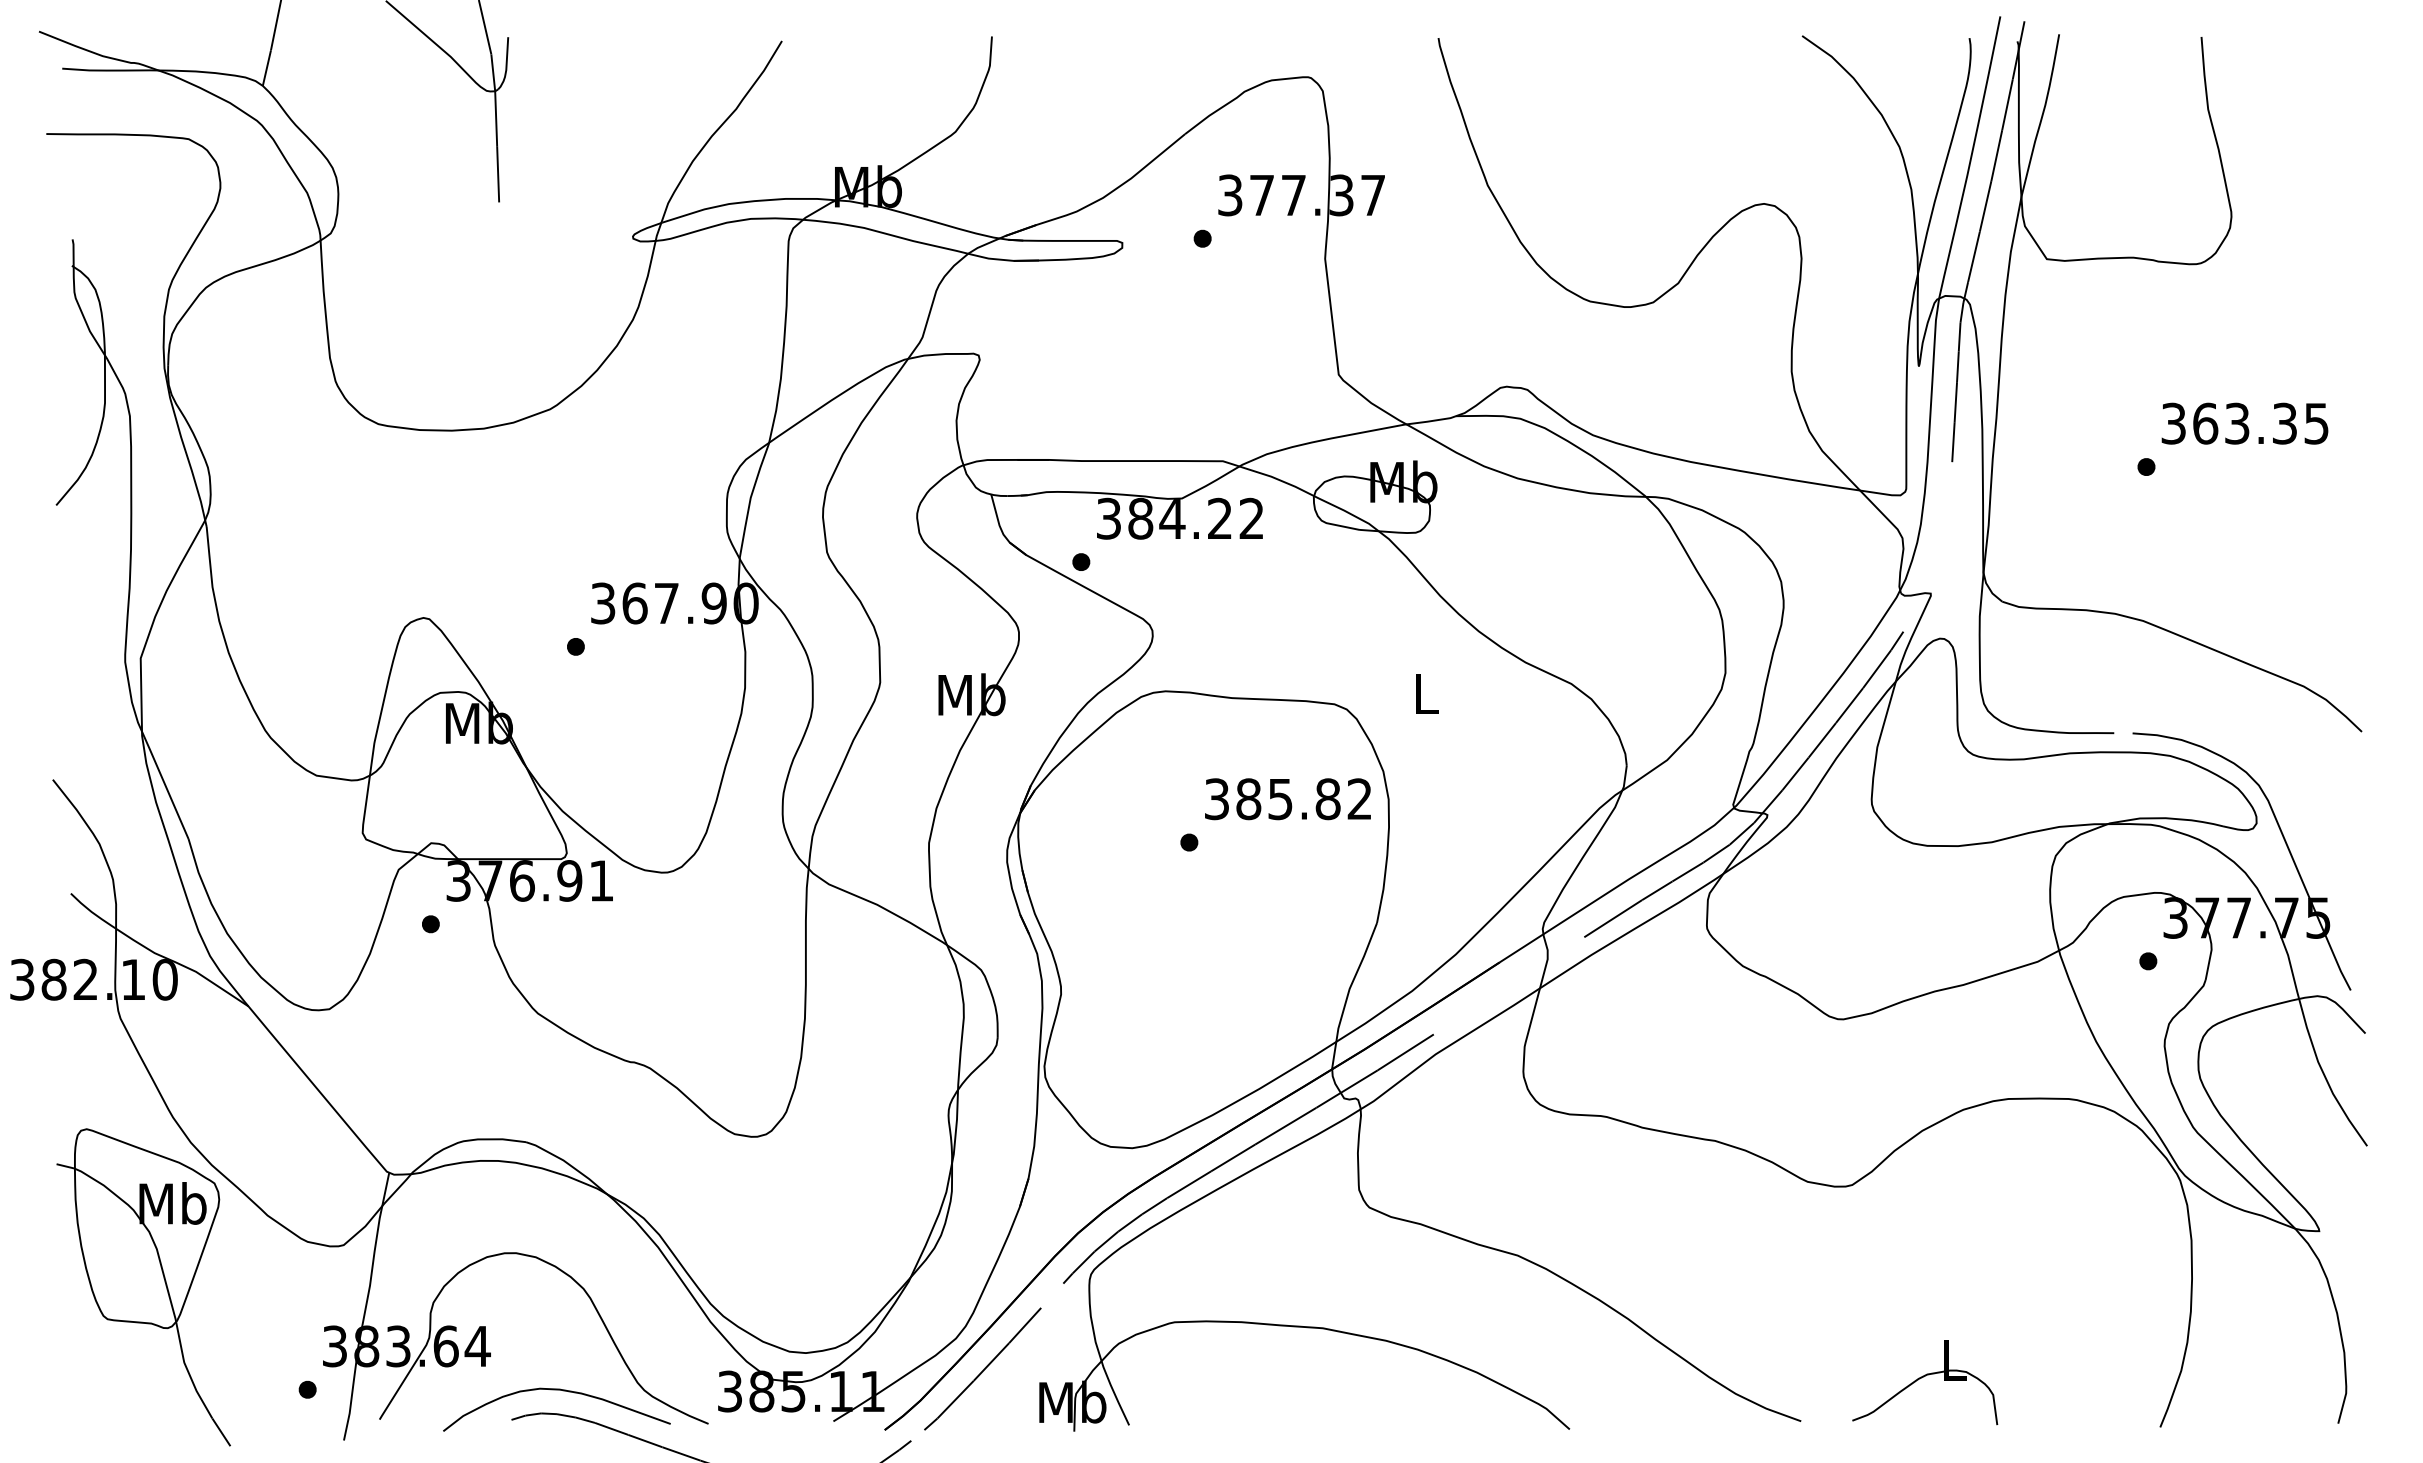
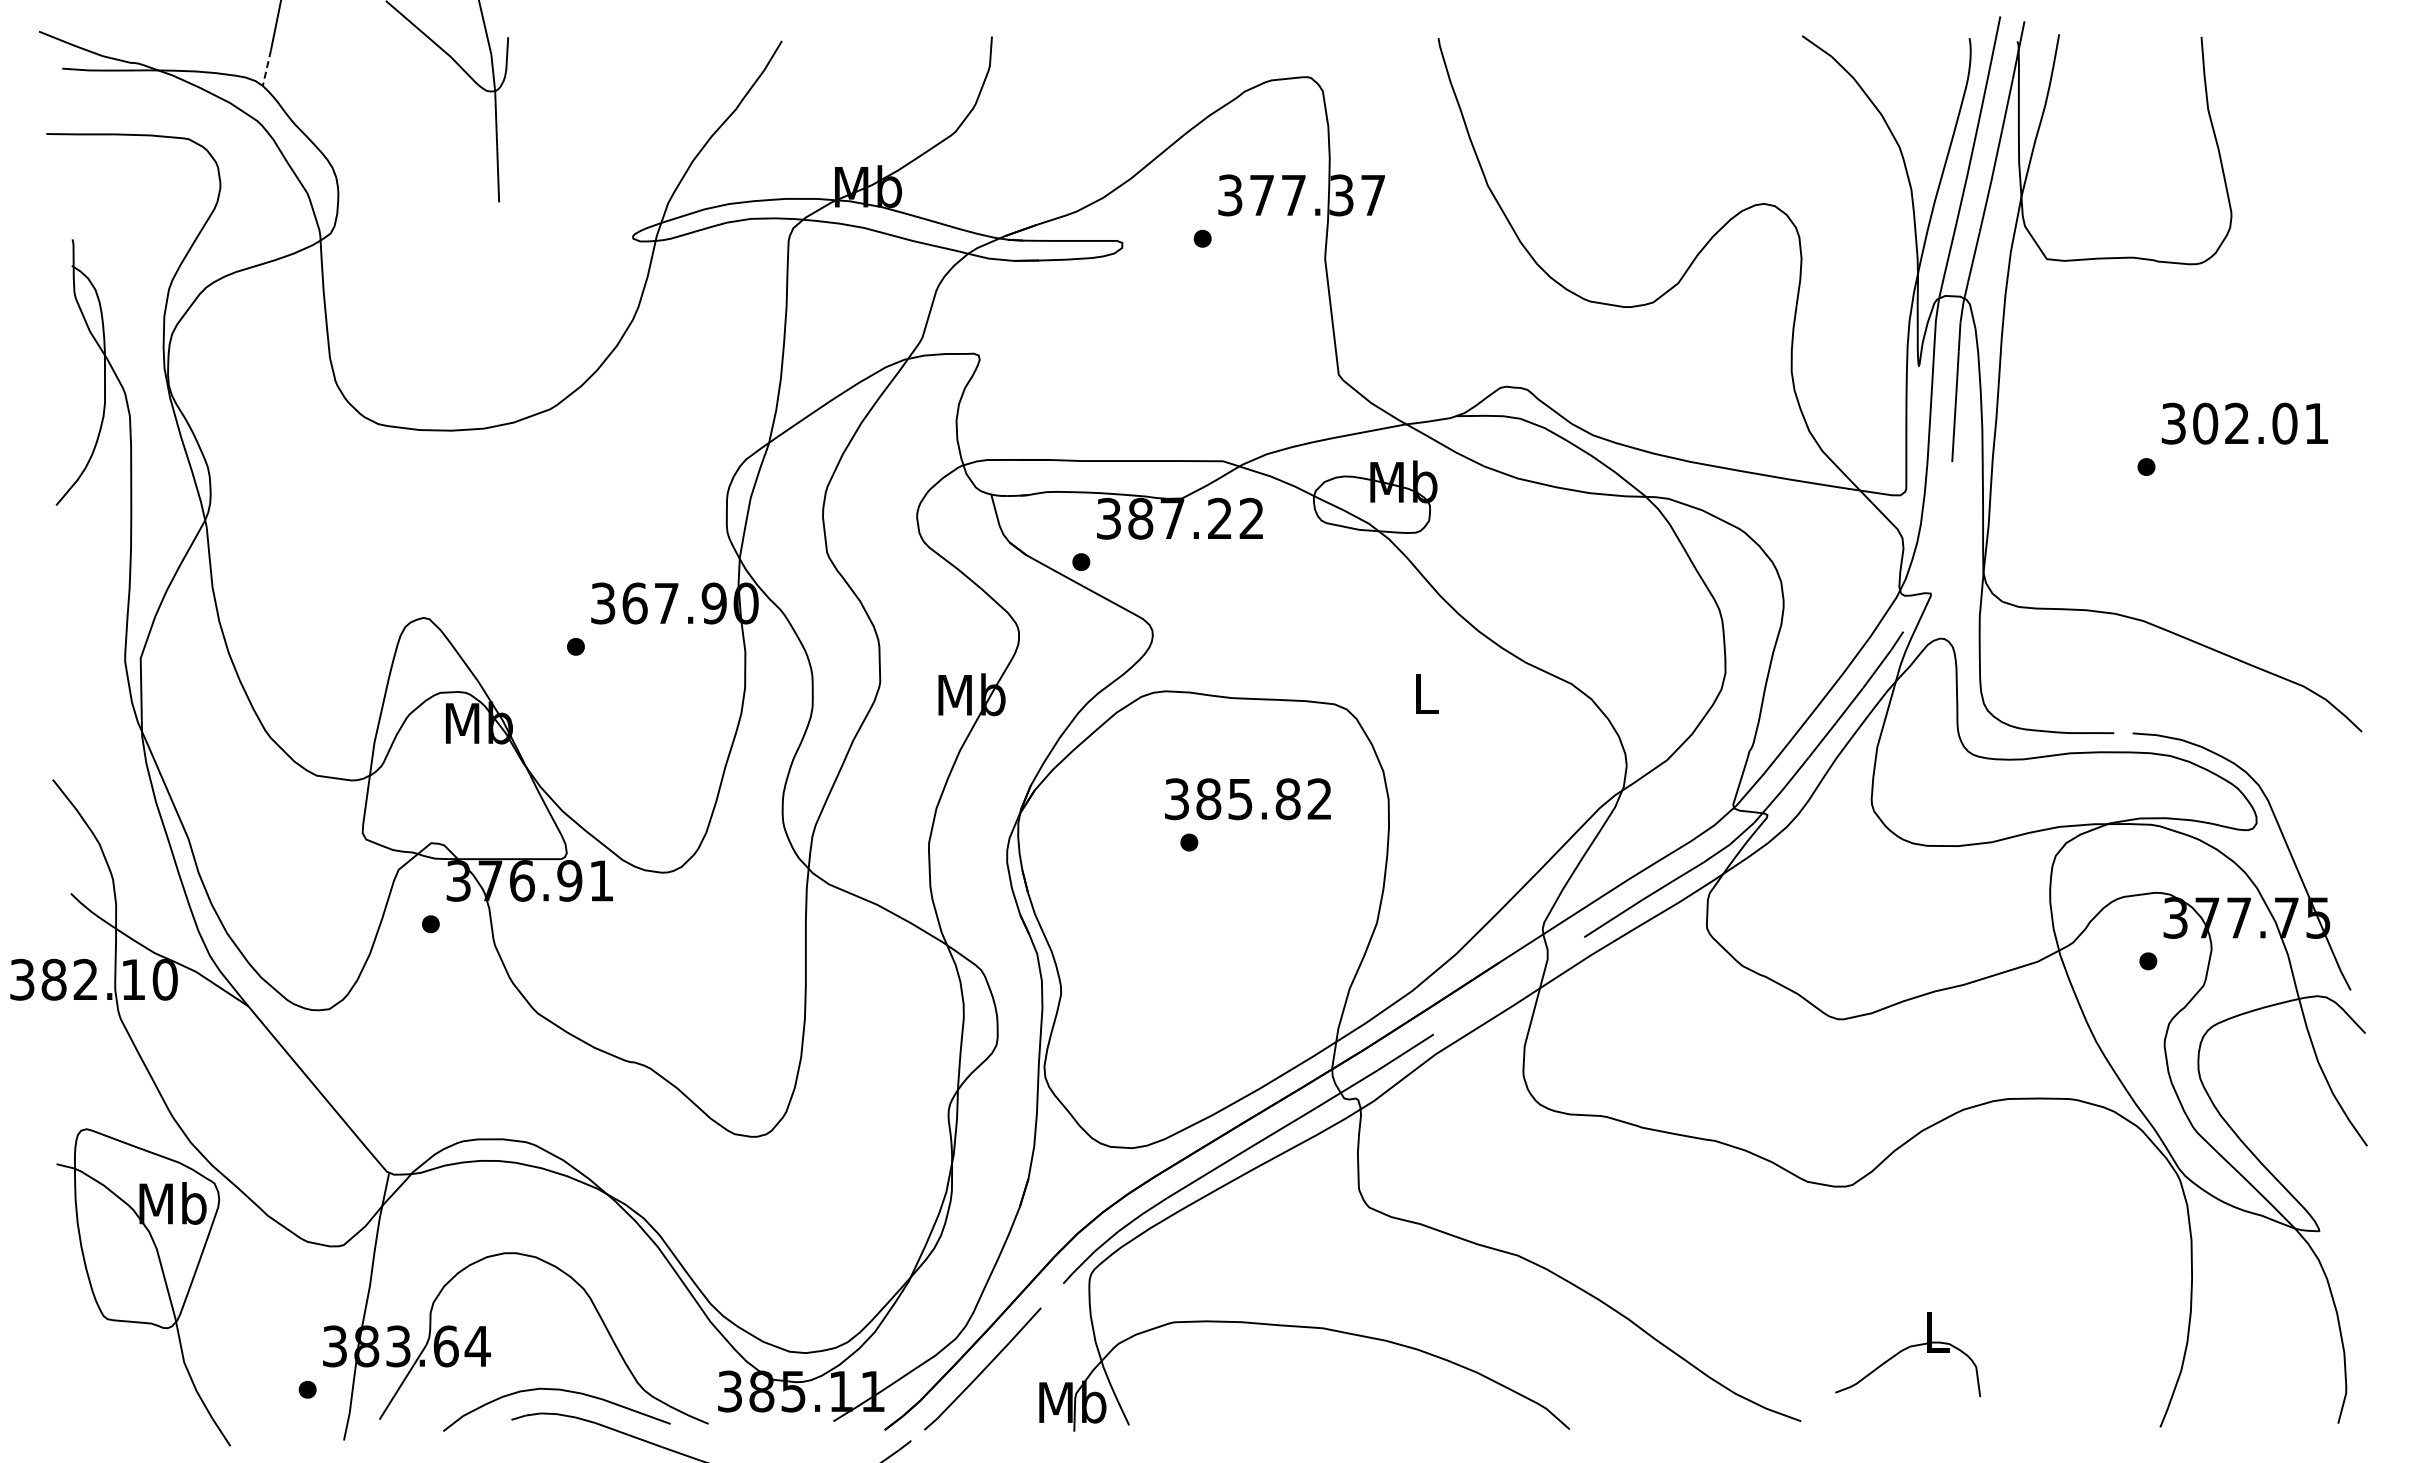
line: solid -> dashed (266, 68)
text: 363.35 -> 302.01 (2260, 423)
text: 384.22 -> 387.22 (1172, 518)
text position: (1287, 799) -> (1247, 799) (1247, 799)
part position: (1925, 1382) -> (1908, 1354) (1908, 1354)
